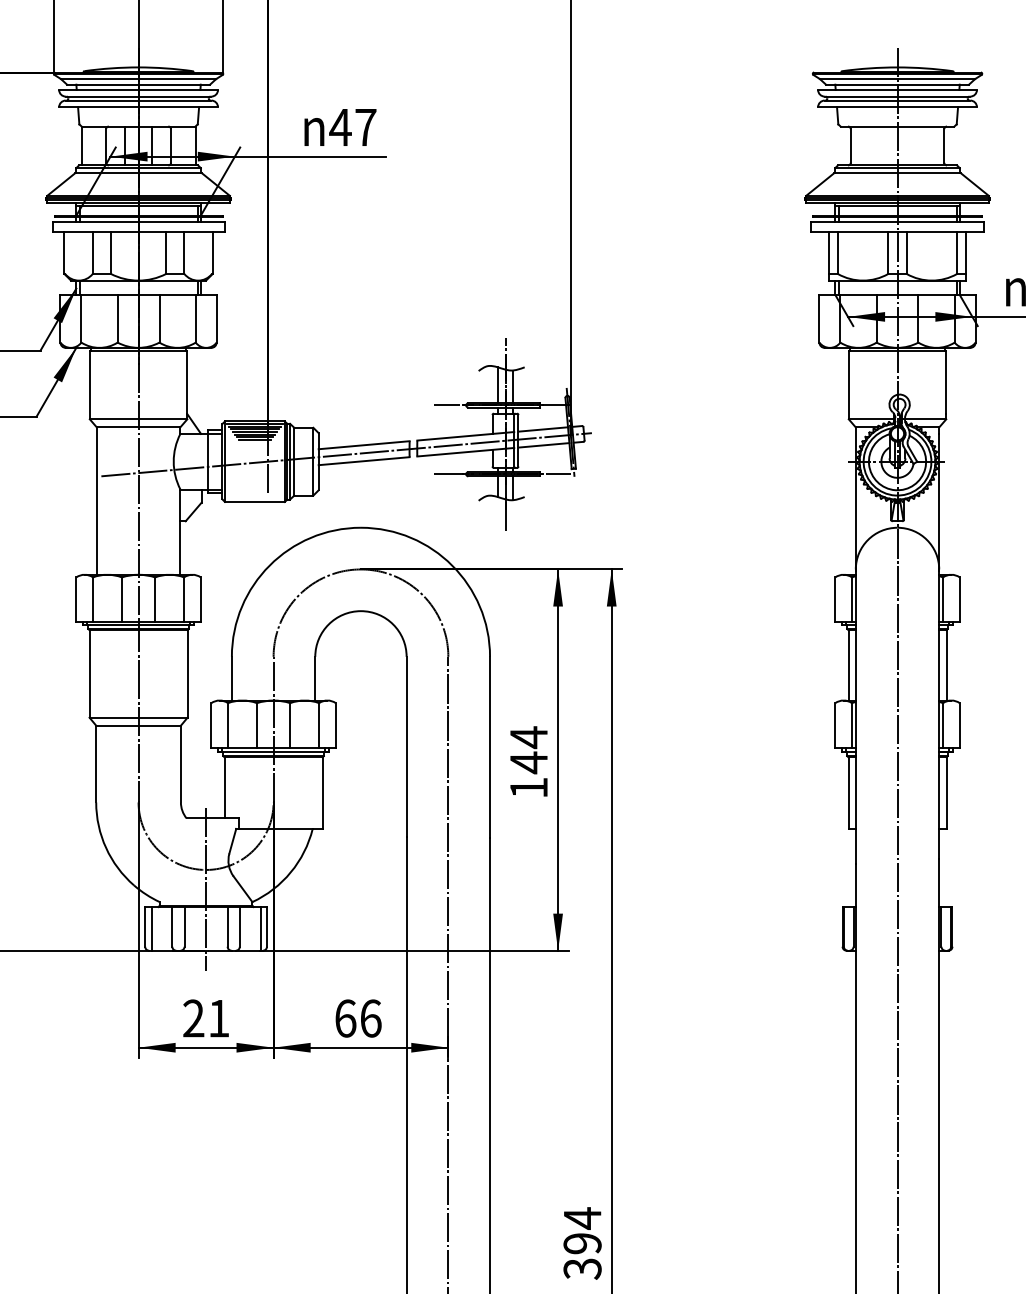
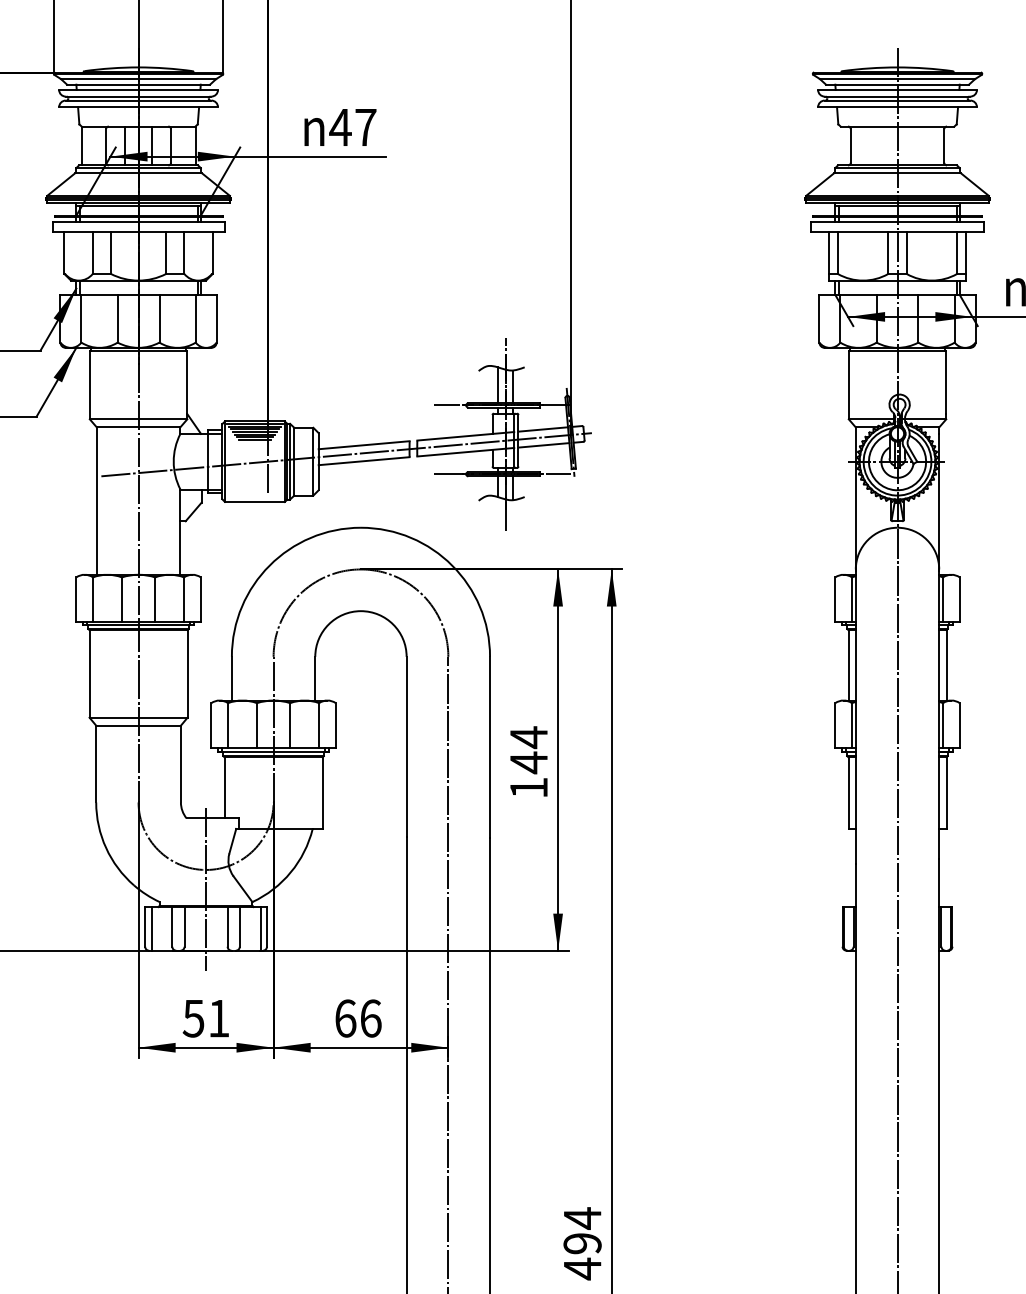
text: 21 -> 51 (193, 1018)
text: 394 -> 494 (582, 1268)
